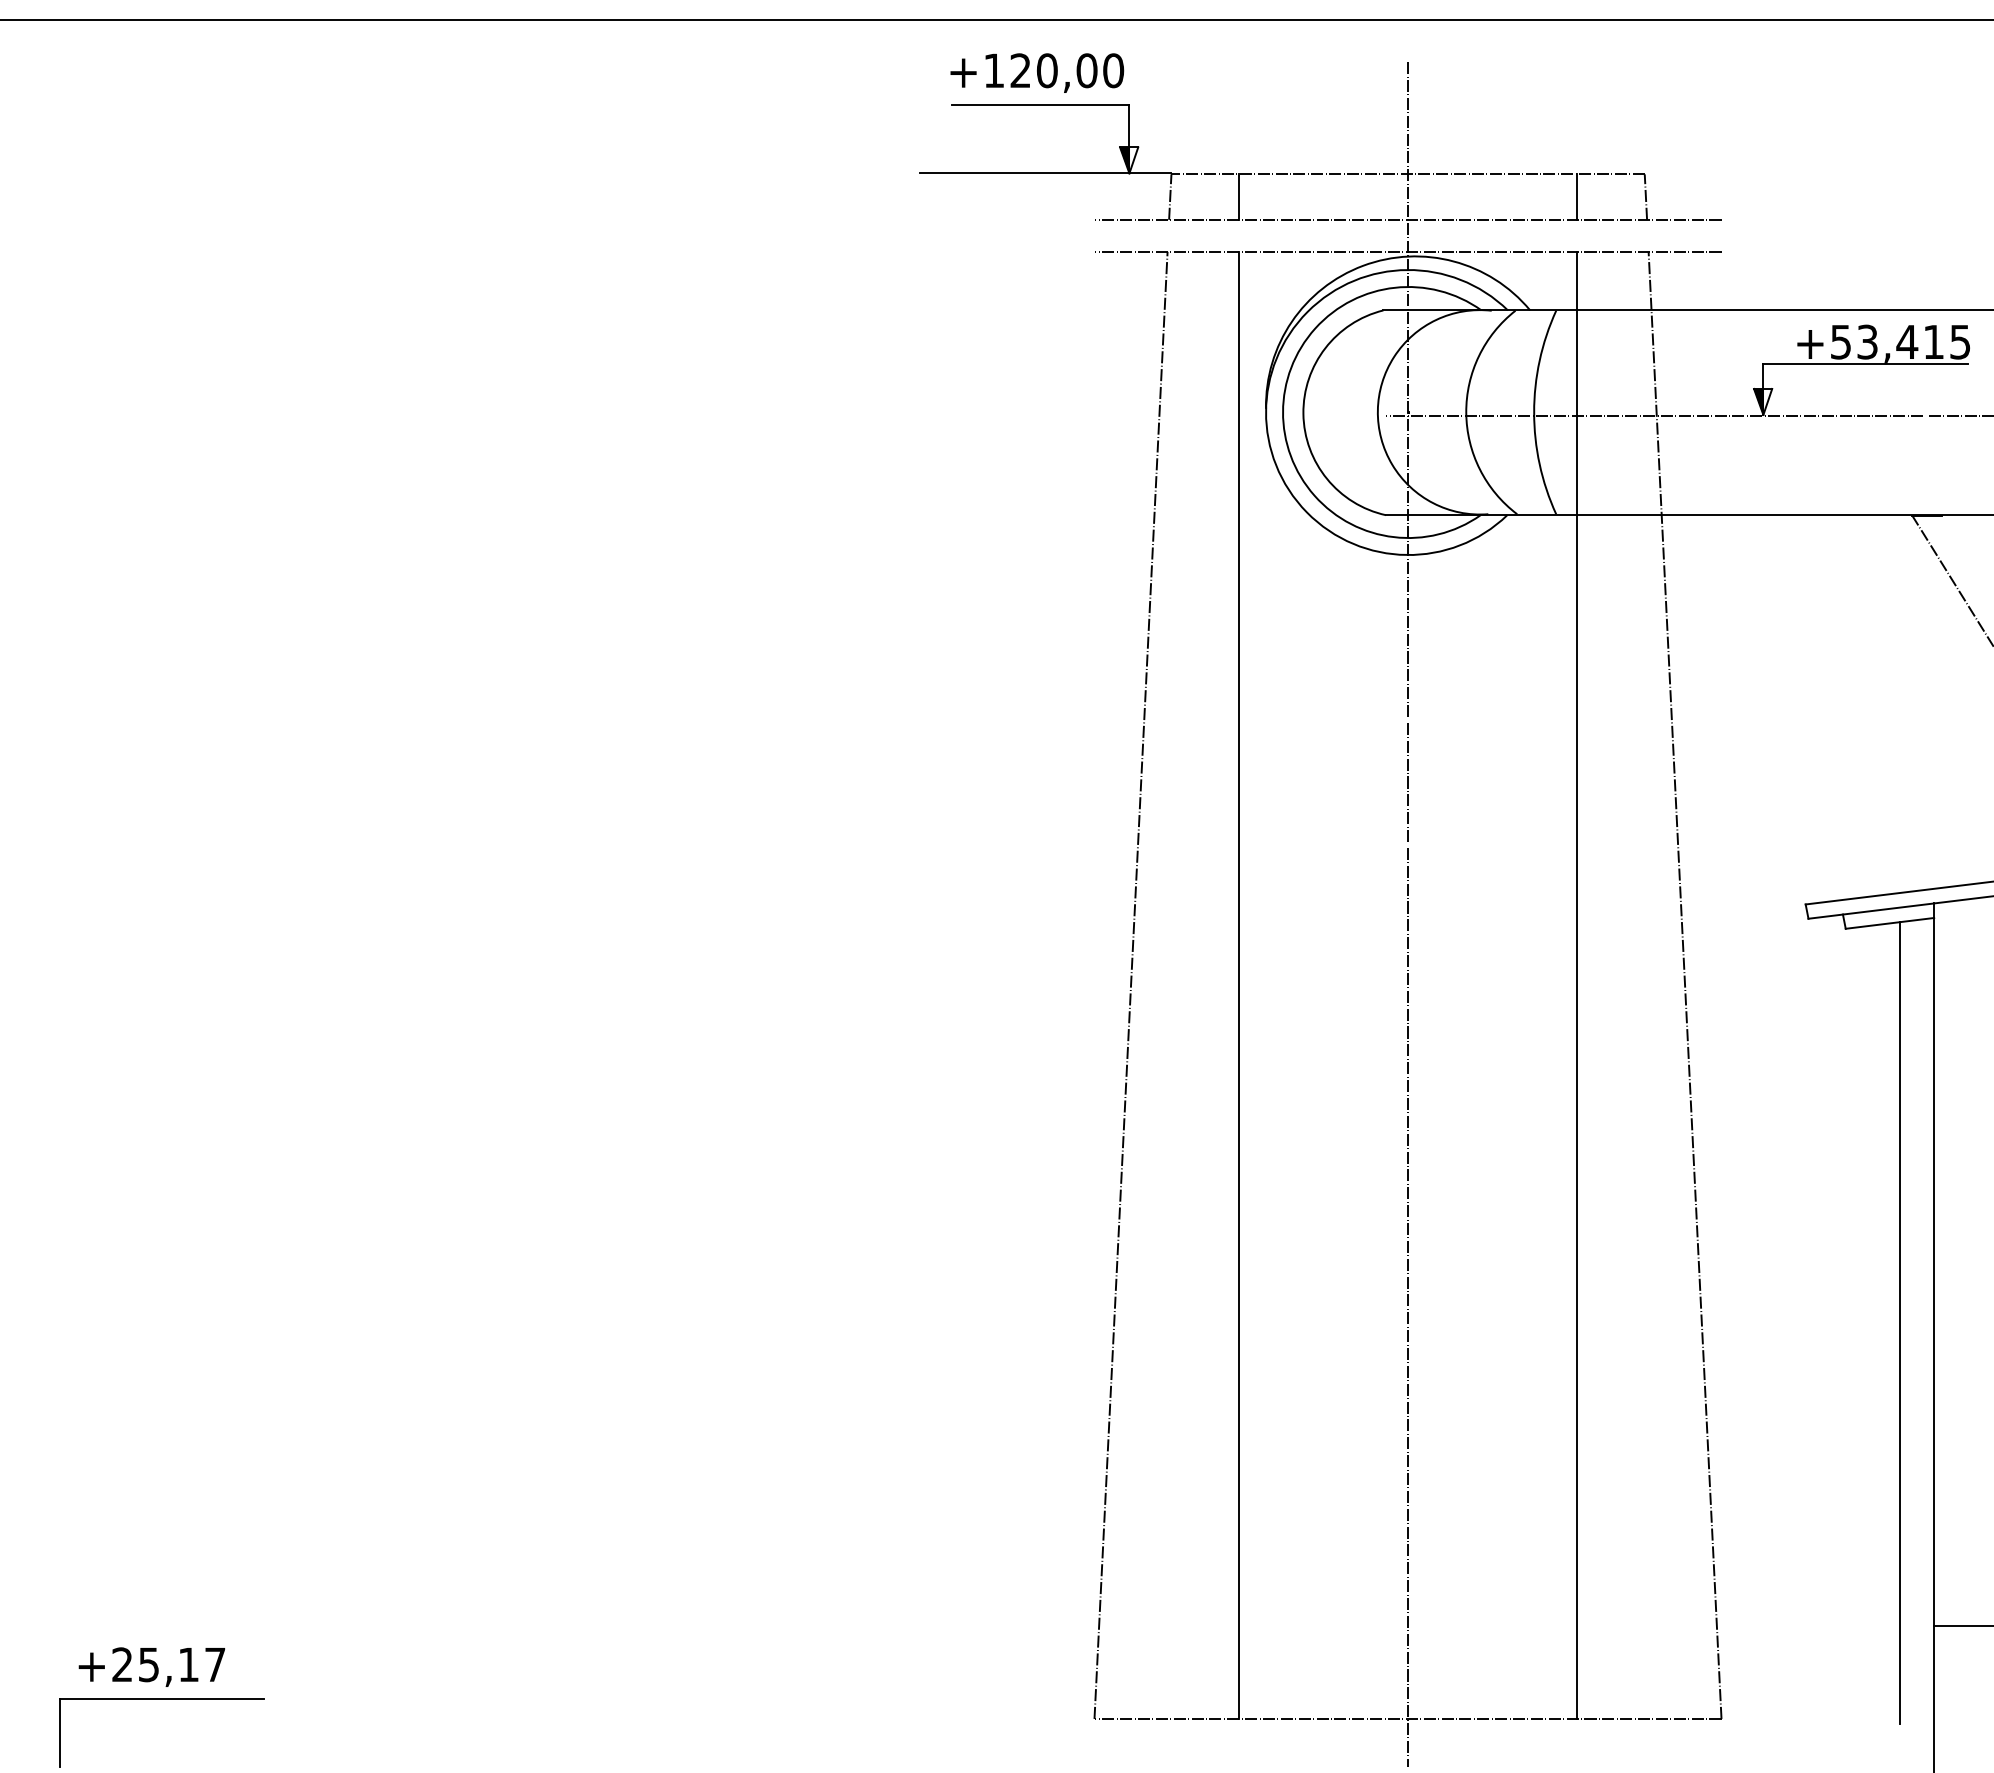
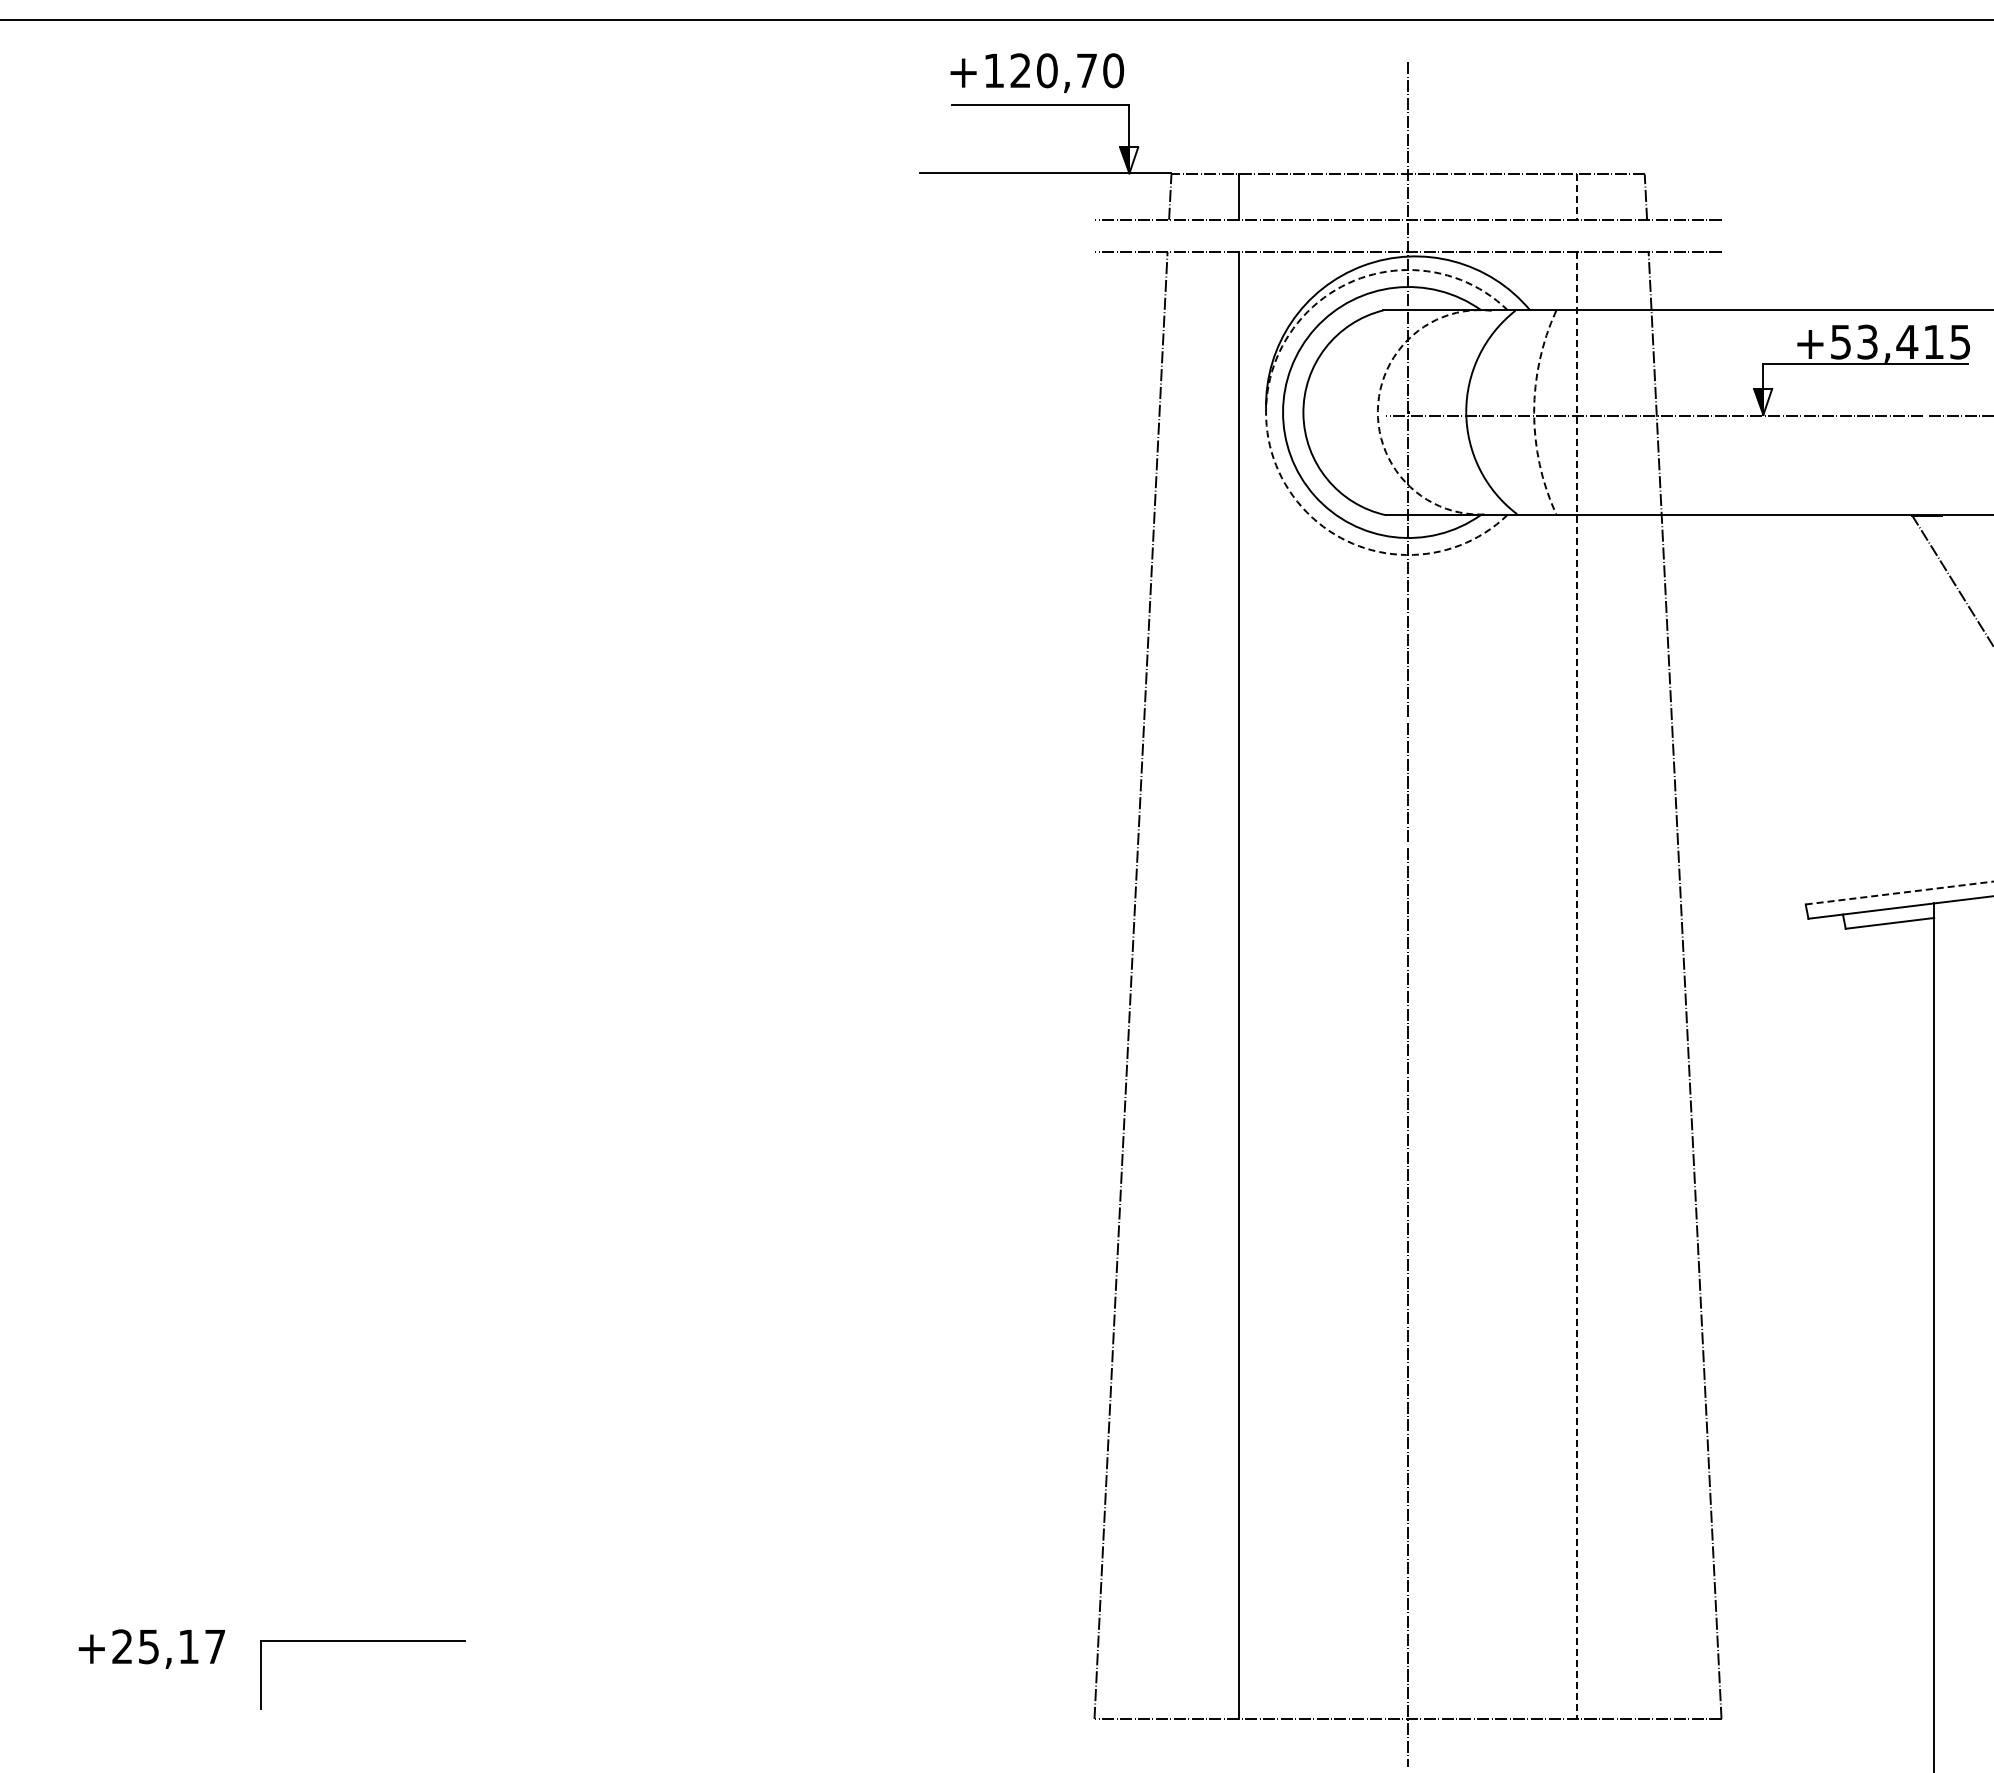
text: +120,00 -> +120,70 (1086, 70)
line: solid -> dashed (1576, 197)
arc: solid -> dashed (1377, 410)
arc: solid -> dashed (1266, 412)
arc: solid -> dashed (1534, 412)
line: solid -> dashed (1899, 892)
line: solid -> dashed (1576, 985)
line: present -> none (1899, 1322)
line: present -> none (1961, 1626)
text position: (151, 1666) -> (151, 1648) (151, 1648)
part position: (161, 1699) -> (362, 1641) (362, 1641)
